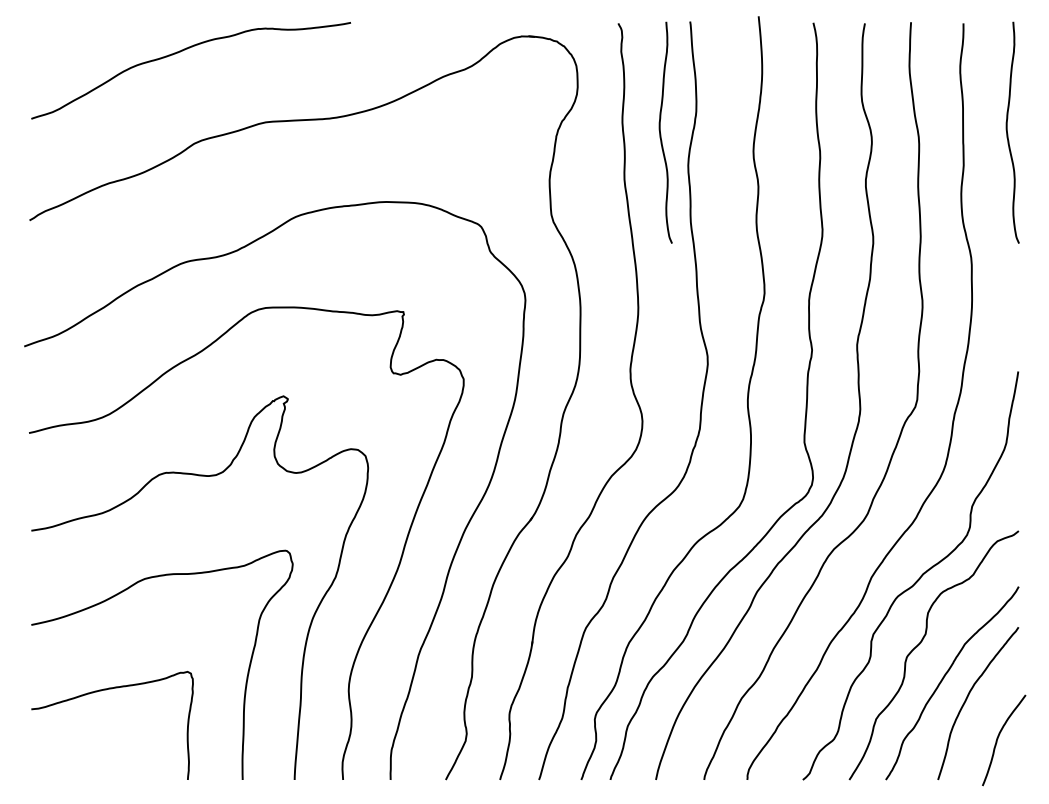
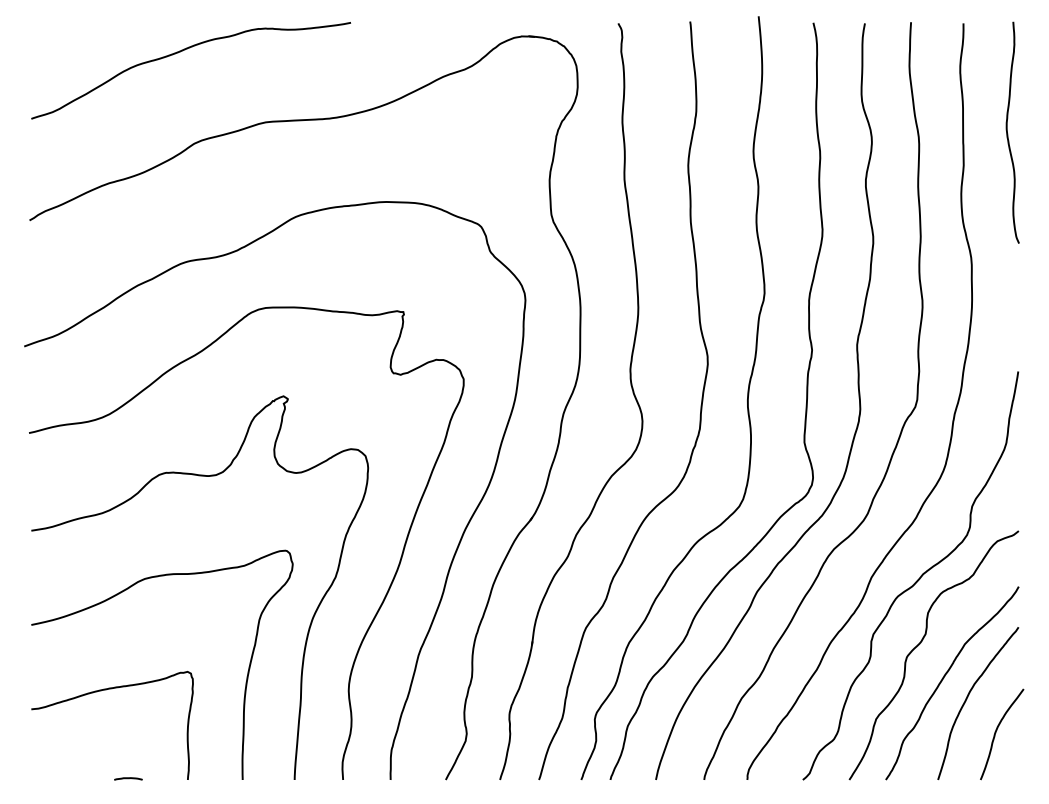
curve: present -> none (661, 133)
curve position: (998, 739) -> (996, 733) (996, 733)
line: none -> present (128, 778)
